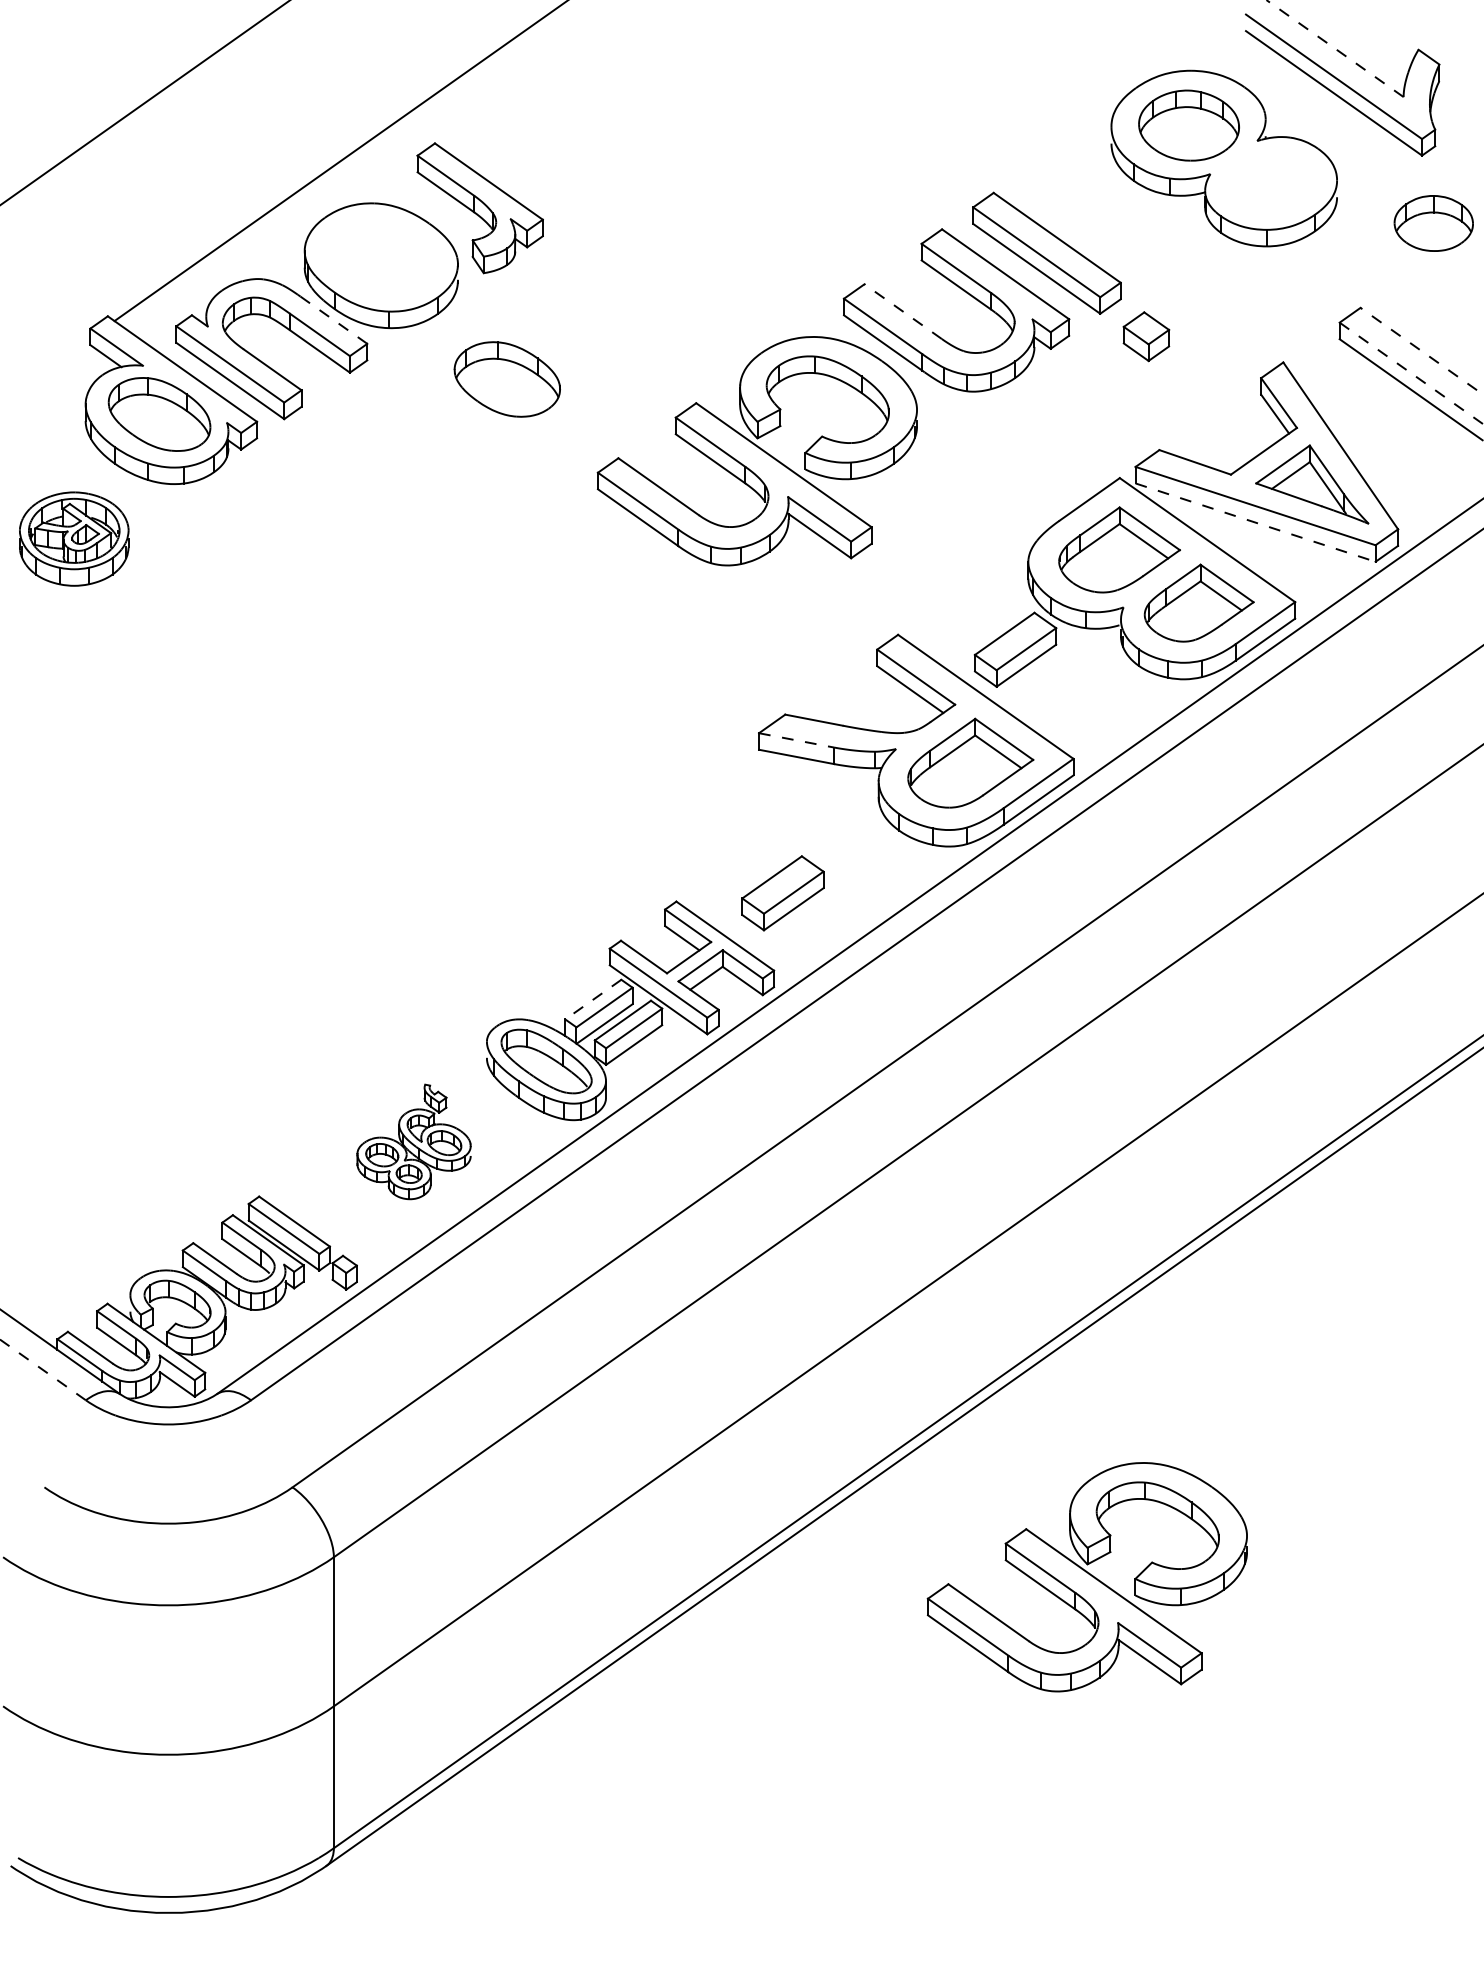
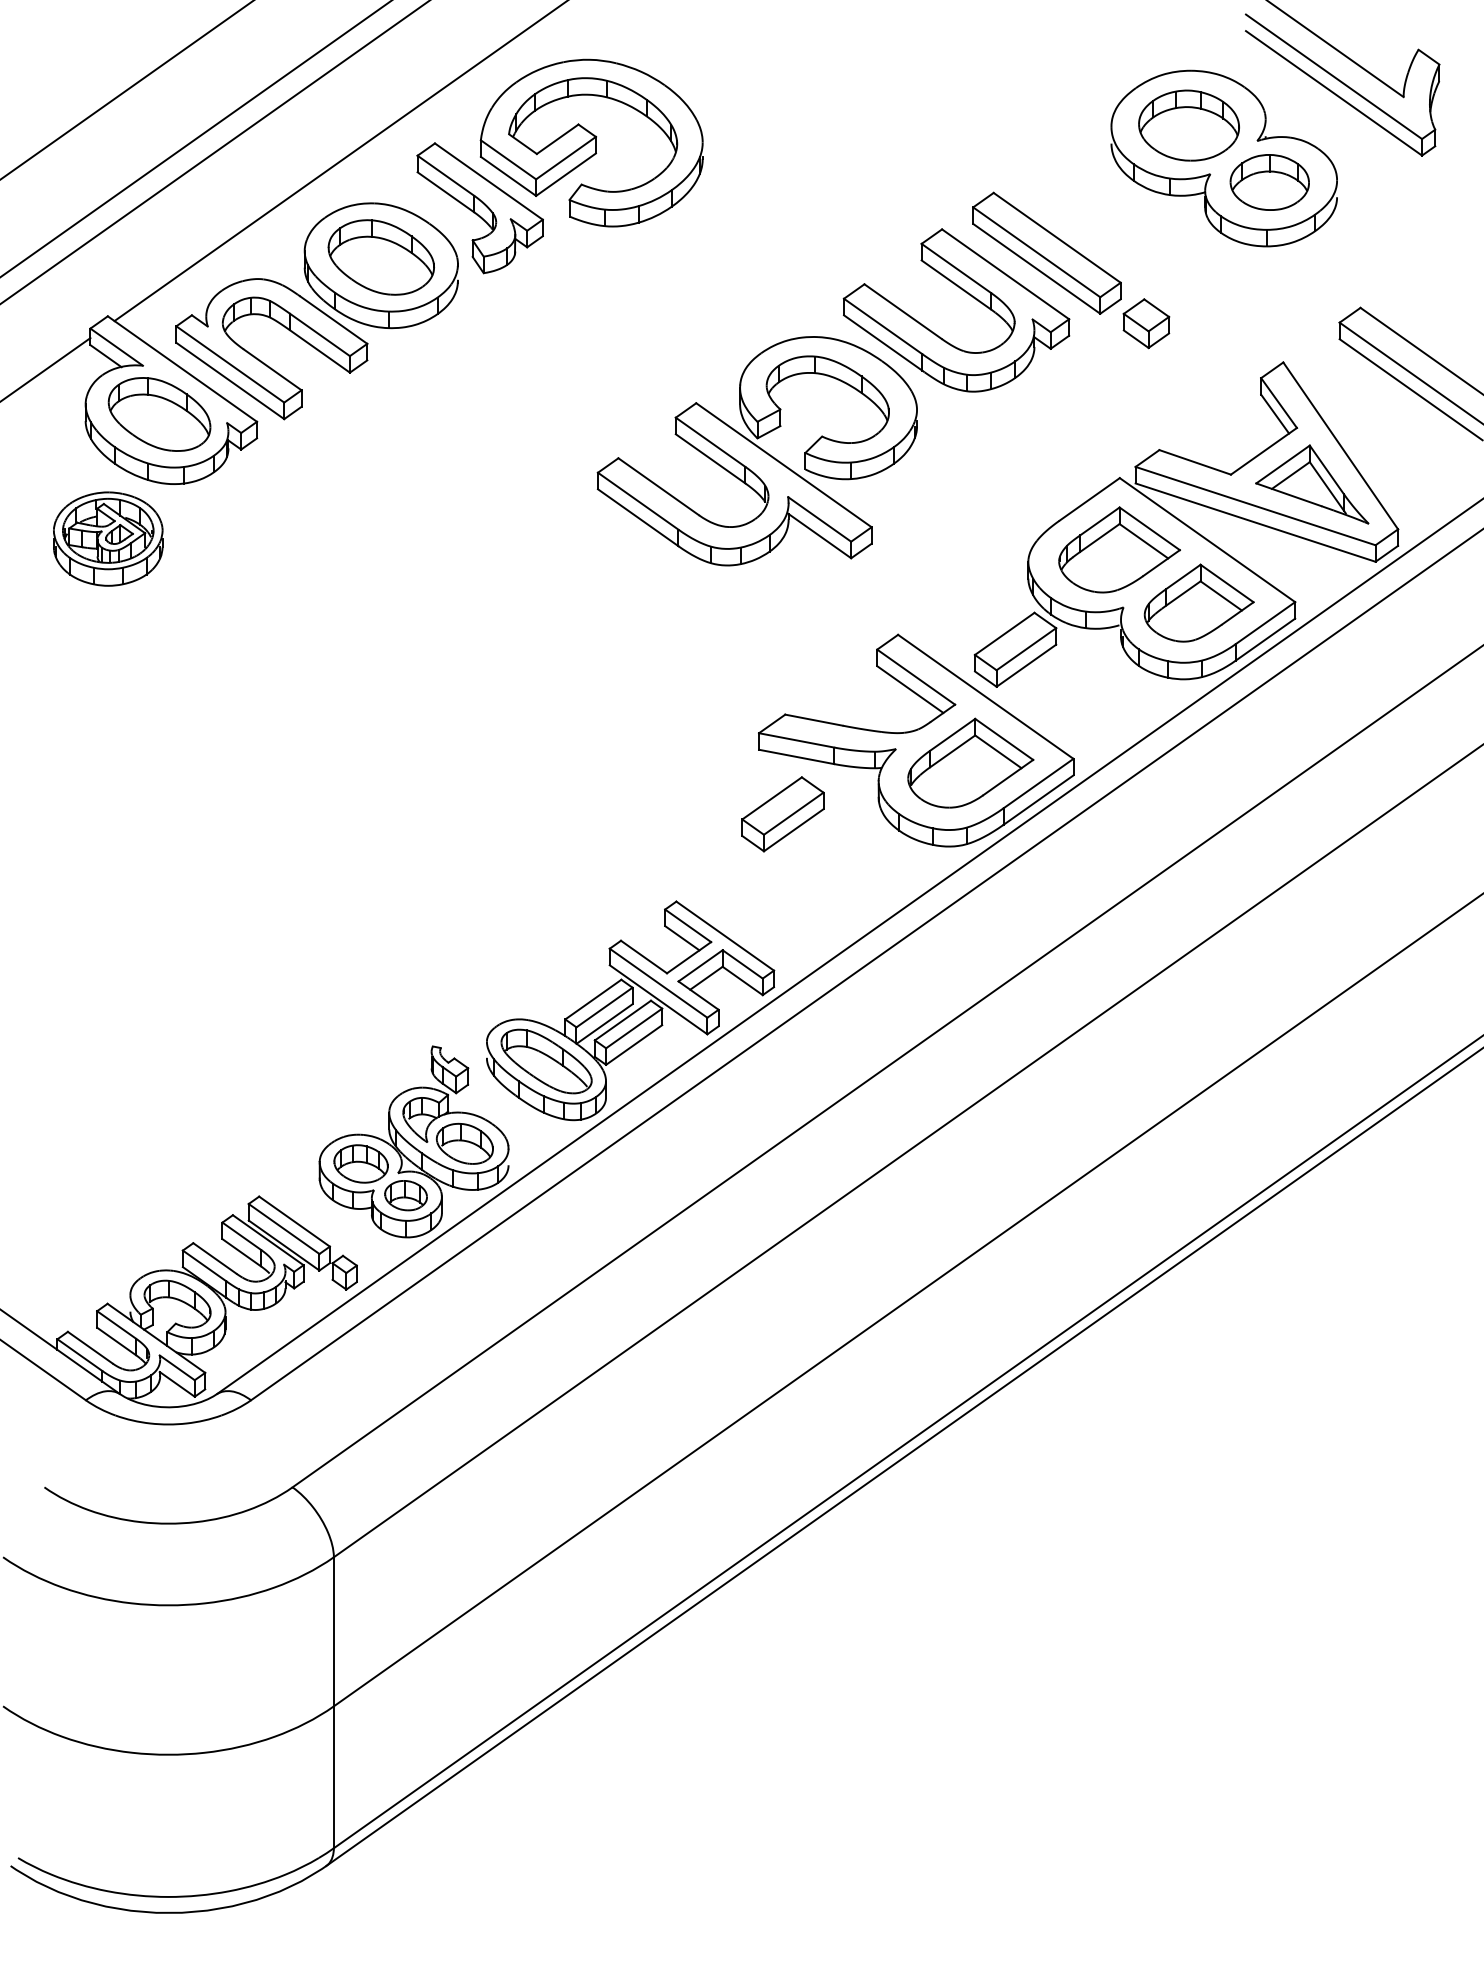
line: dashed -> solid (1334, 48)
line position: (144, 102) -> (126, 90) (126, 90)
line: none -> present (195, 139)
part: none -> present (591, 142)
line: none -> present (214, 152)
part position: (1433, 223) -> (1269, 182) (1269, 182)
line: dashed -> solid (902, 311)
line: dashed -> solid (333, 320)
part position: (1146, 336) -> (1146, 323) (1146, 323)
line: dashed -> solid (1421, 351)
line: none -> present (46, 369)
line: dashed -> solid (1412, 373)
part position: (506, 379) -> (380, 257) (380, 257)
line: dashed -> solid (1256, 522)
part position: (74, 538) -> (108, 538) (108, 538)
line: dashed -> solid (797, 740)
part position: (782, 893) -> (782, 814) (782, 814)
line: dashed -> solid (592, 999)
part size: 116x118 px -> 192x194 px (413, 1141)
line: dashed -> solid (42, 1369)
part: present -> none (1086, 1577)
